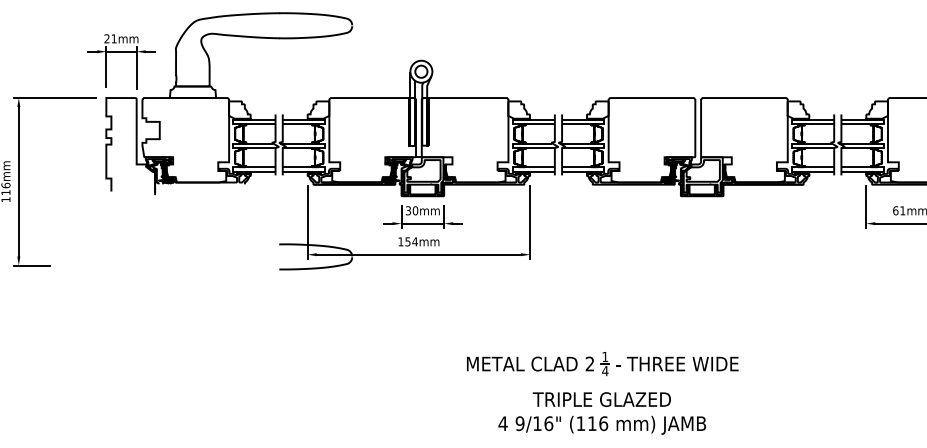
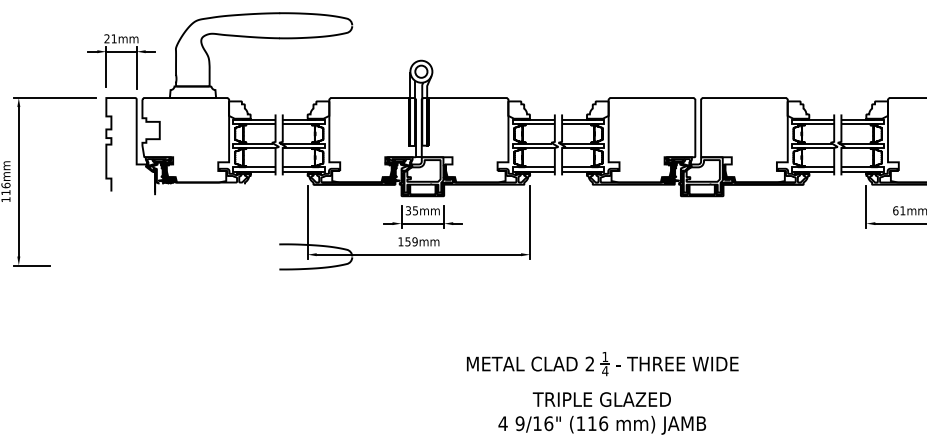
text: 30mm -> 35mm (415, 210)
text: 154mm -> 159mm (414, 241)
